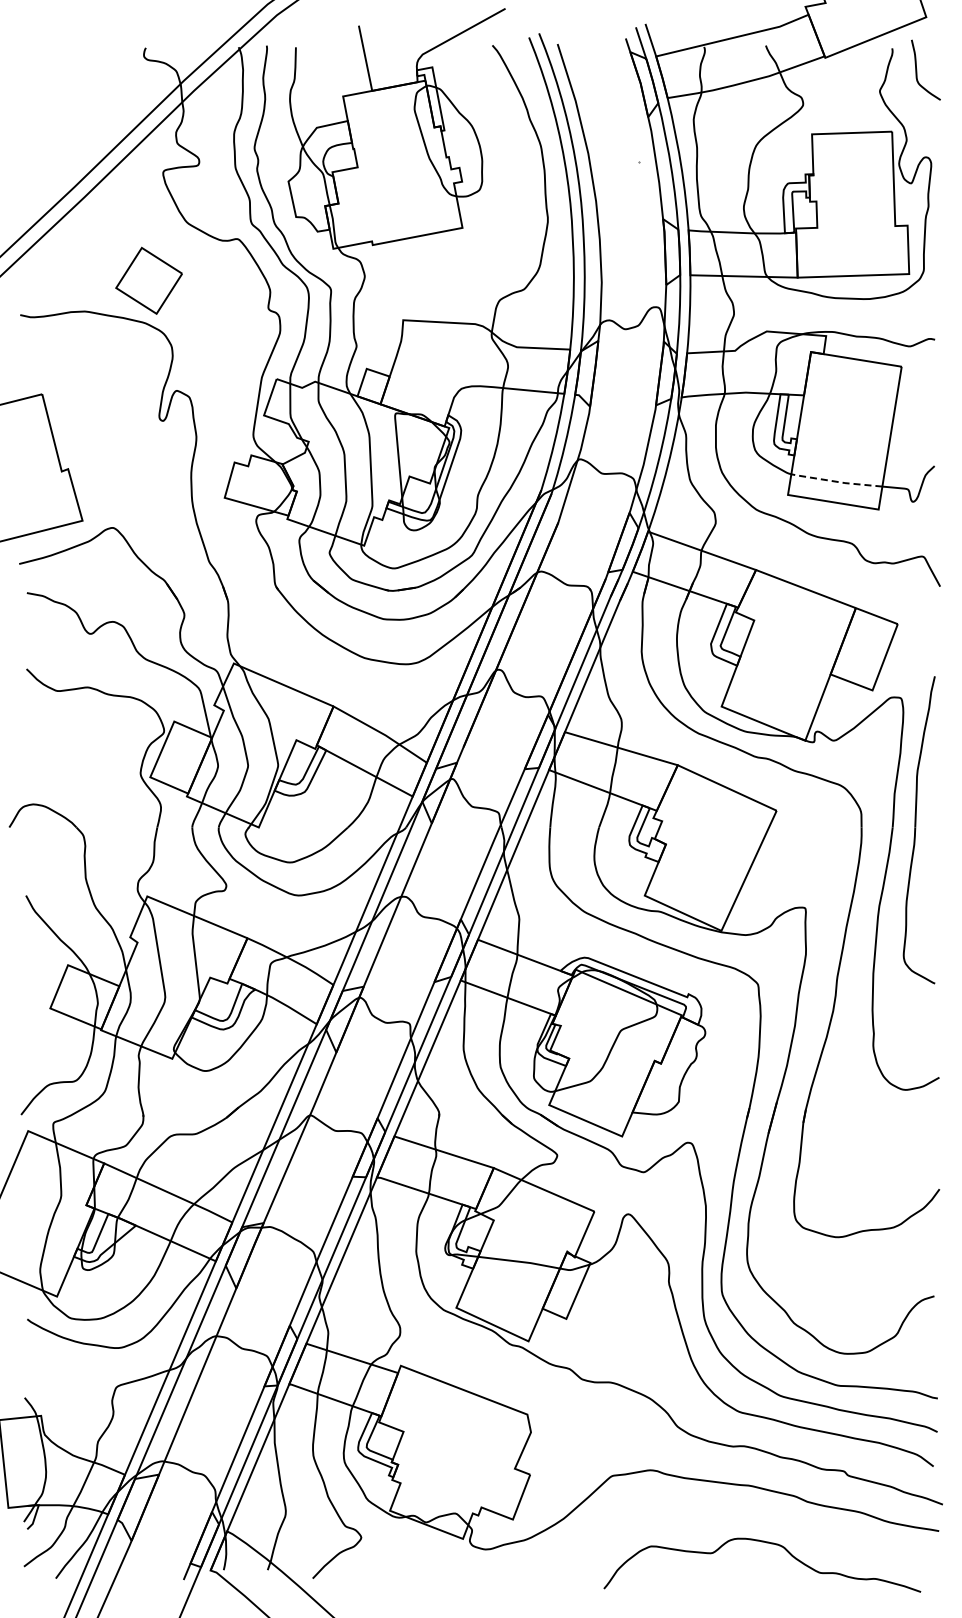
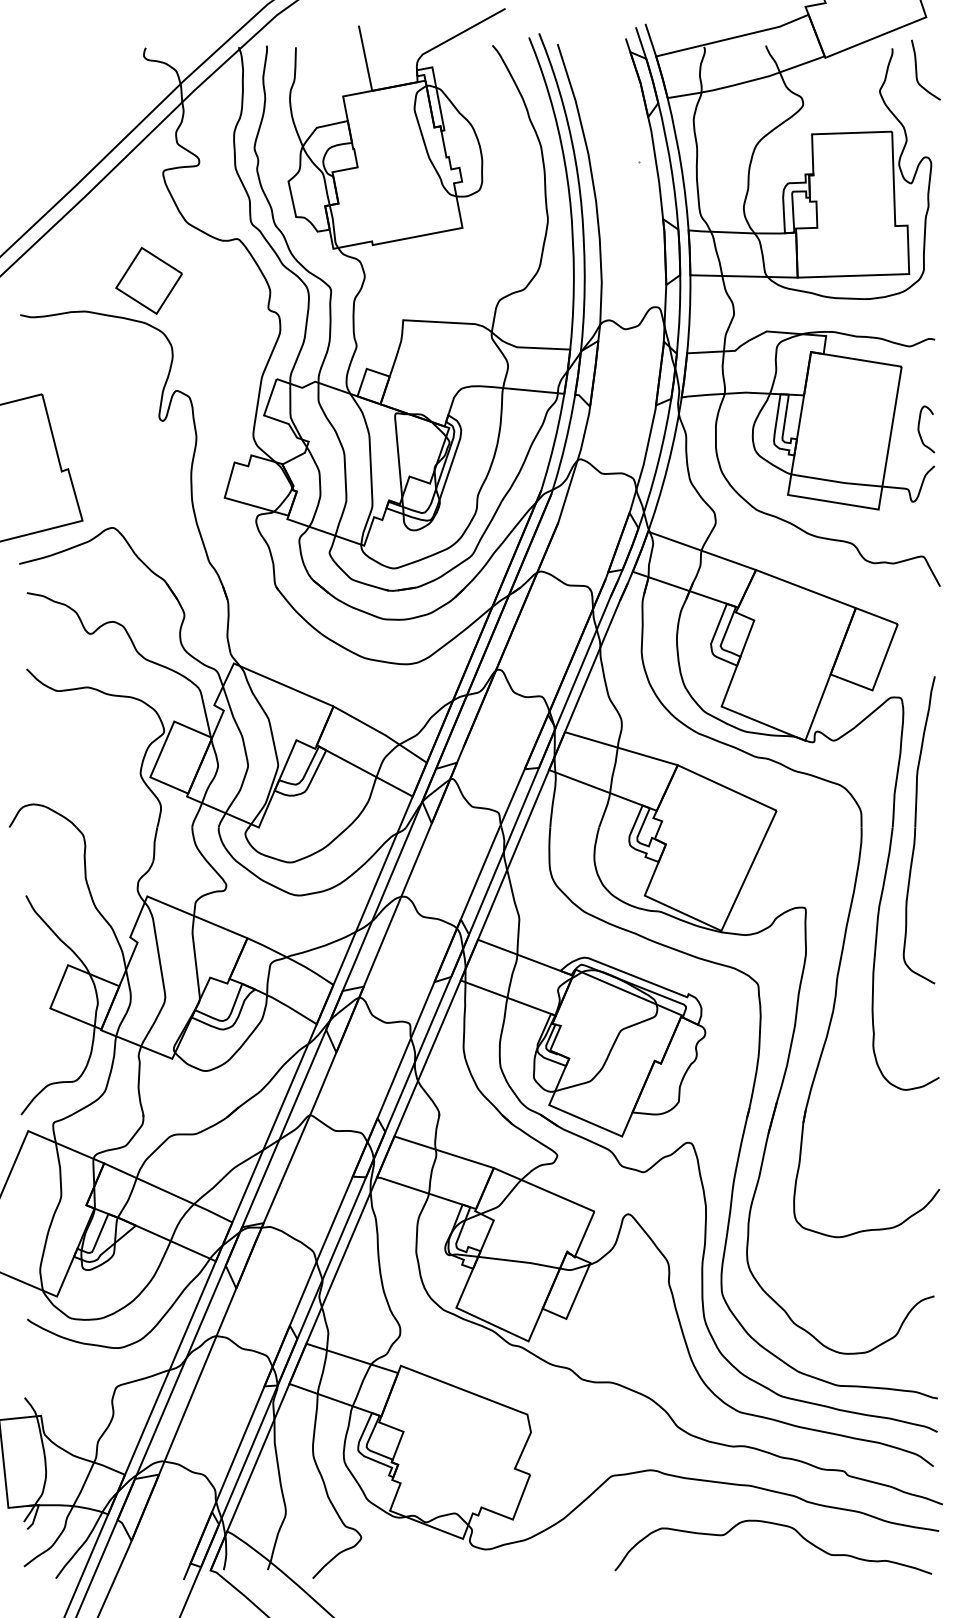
curve: none -> present (919, 429)
line: dashed -> solid (836, 481)
curve position: (766, 1543) -> (777, 1525) (777, 1525)
